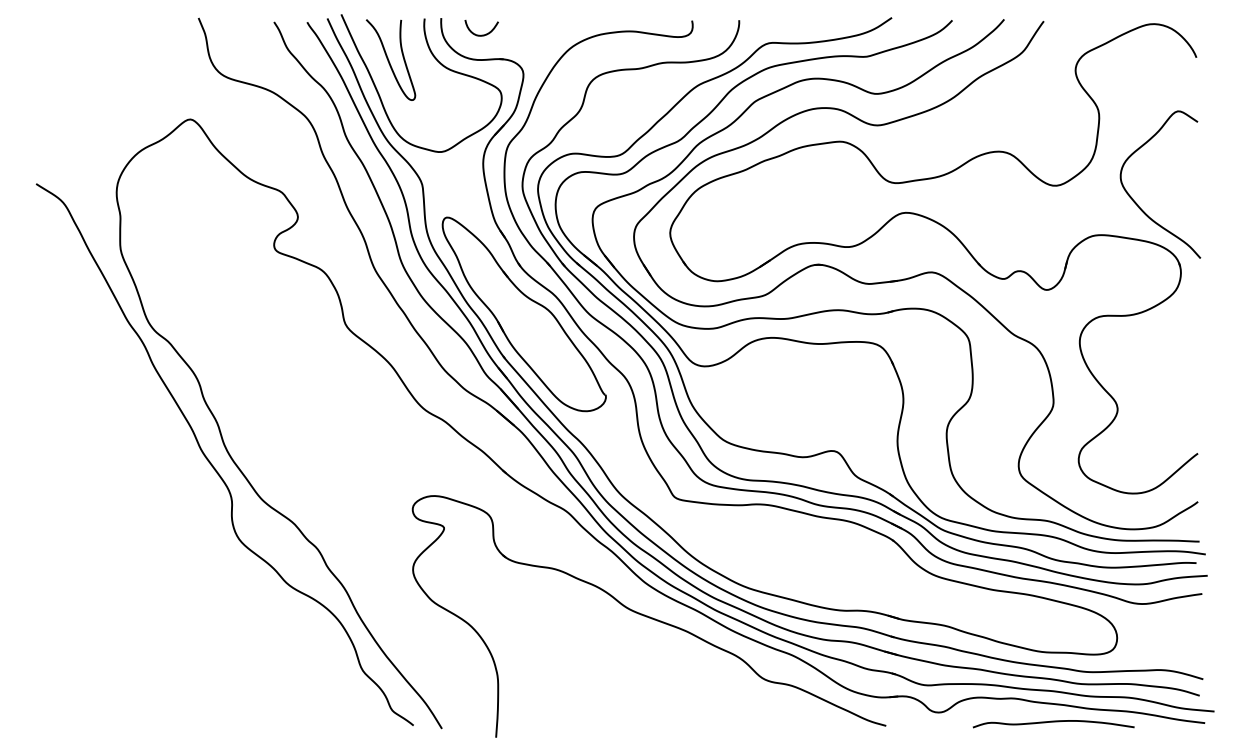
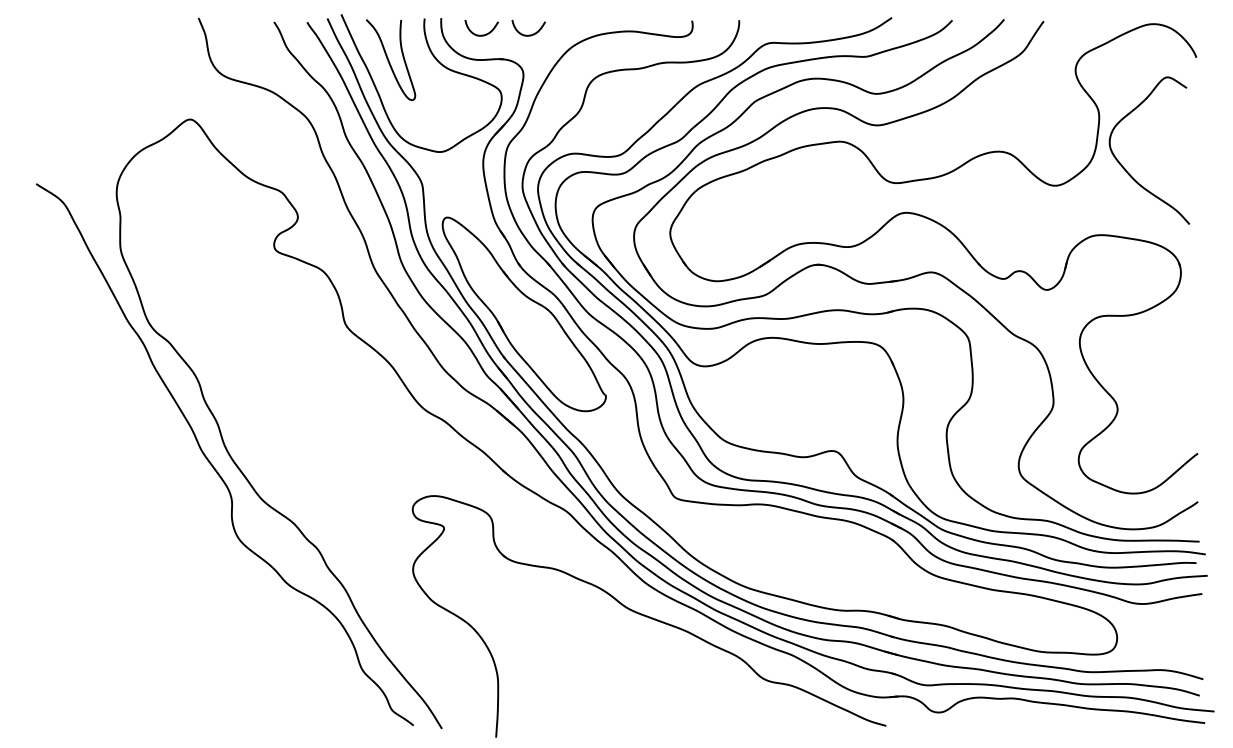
curve: none -> present (528, 34)
curve position: (1138, 204) -> (1127, 170) (1127, 170)
curve: present -> none (1053, 722)
